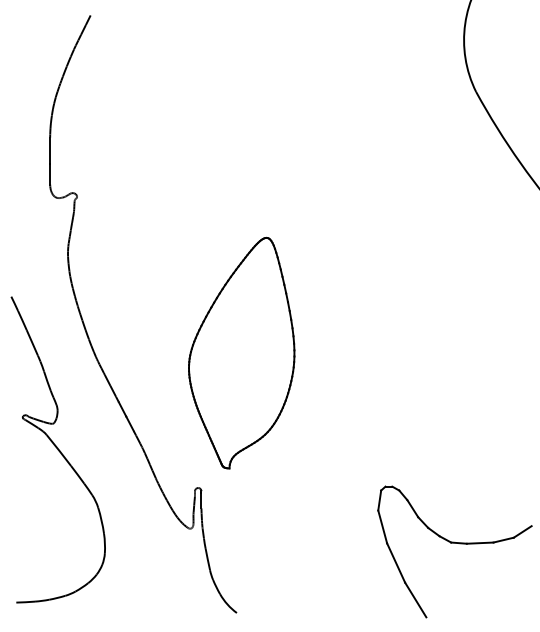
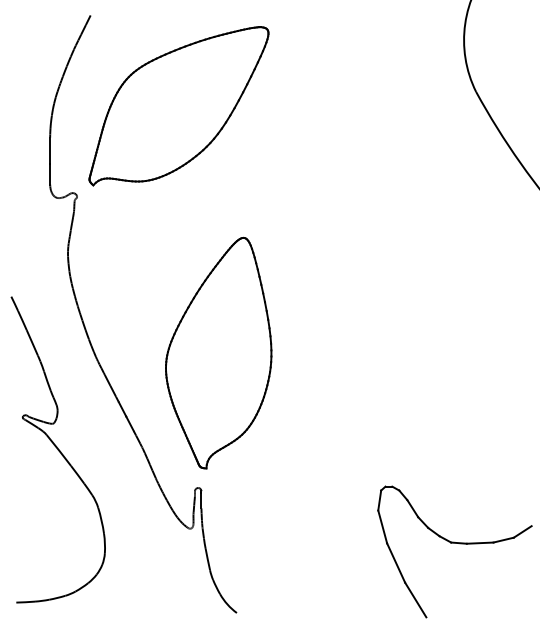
part: none -> present (178, 106)
part position: (241, 352) -> (218, 352) (218, 352)
